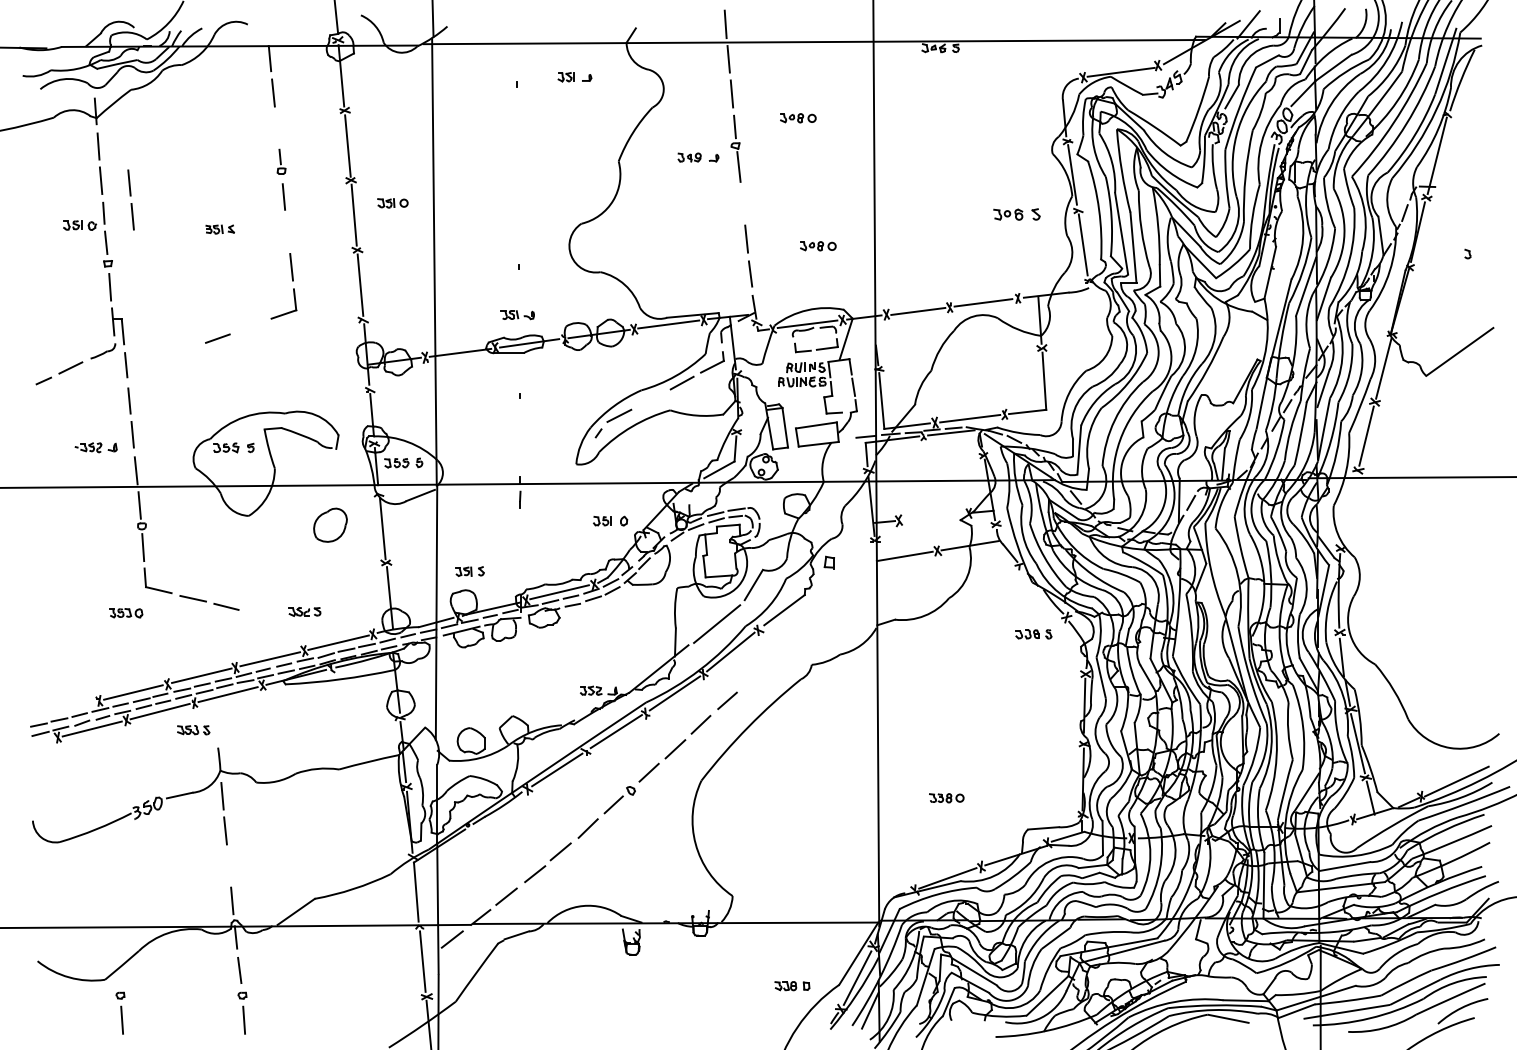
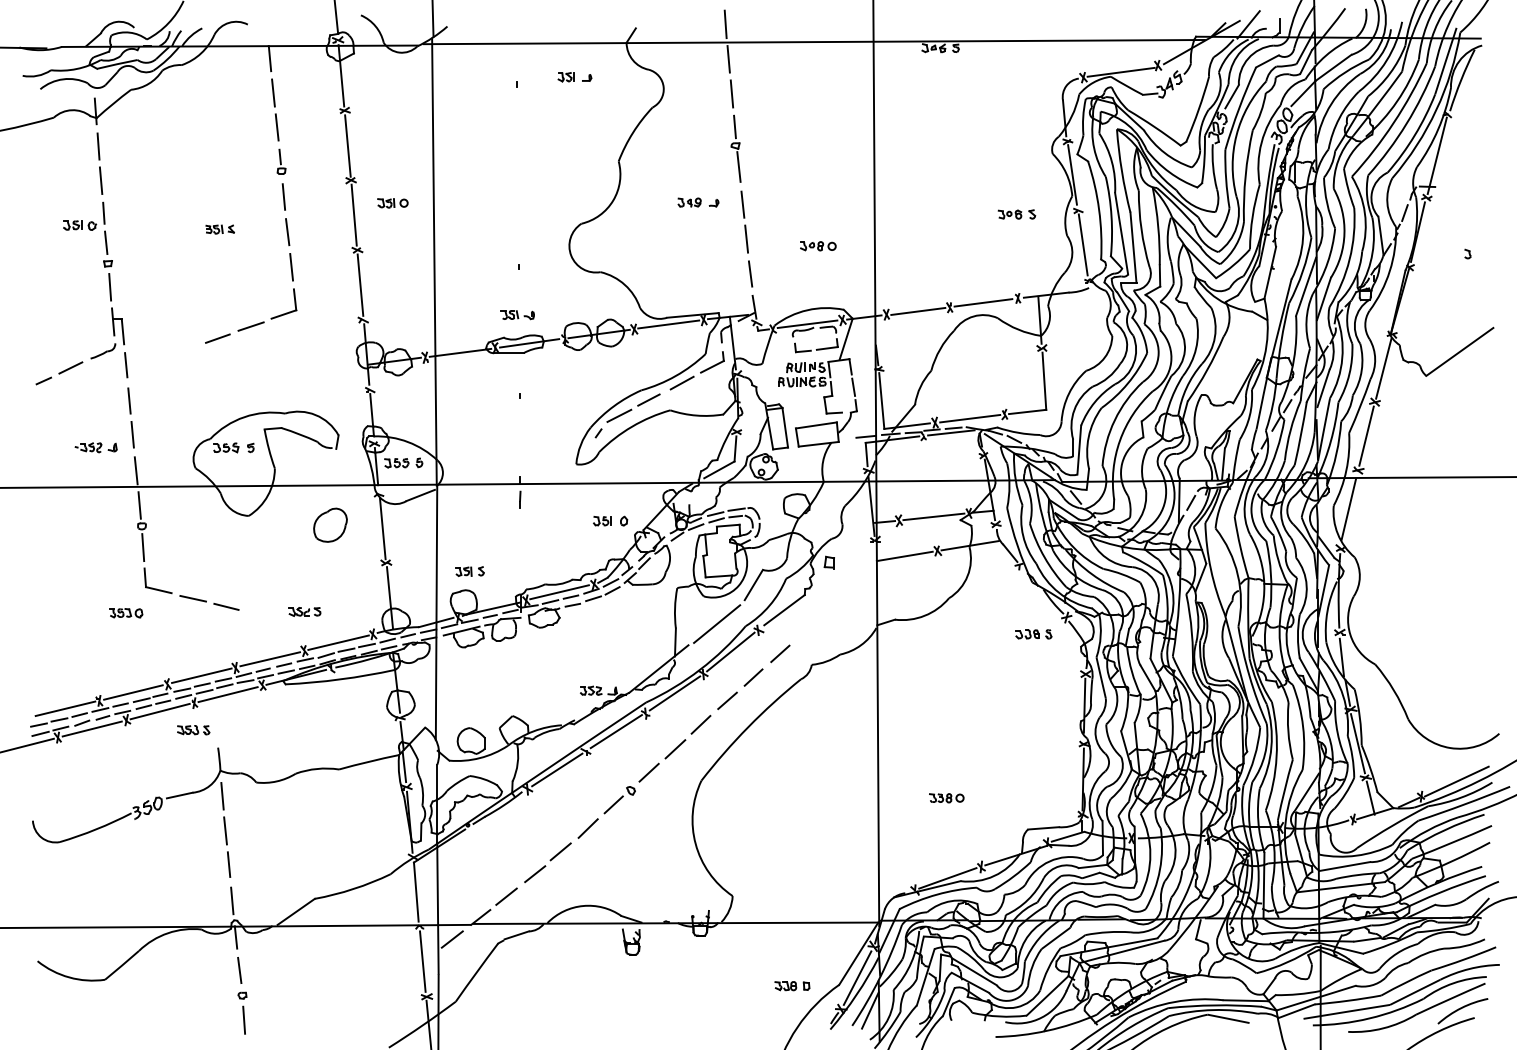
part: present -> none (798, 118)
line: none -> present (276, 127)
part position: (698, 157) -> (698, 202) (698, 202)
line: present -> none (130, 196)
line: none -> present (742, 204)
part size: 48x13 px -> 40x11 px (1016, 214)
line: none -> present (287, 232)
line: none -> present (250, 326)
line: none -> present (648, 399)
line: none -> present (1348, 508)
line: none -> present (933, 516)
line: none -> present (780, 653)
line: none -> present (753, 677)
line: none -> present (65, 708)
line: none -> present (27, 744)
line: none -> present (228, 864)
part: present -> none (120, 1012)
